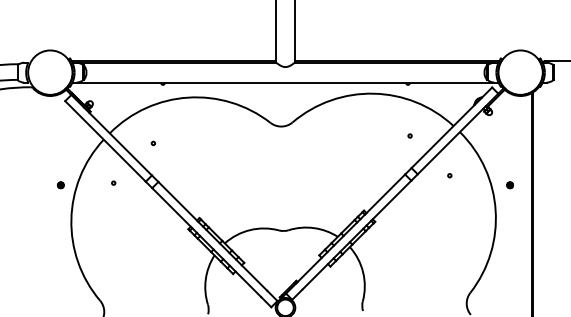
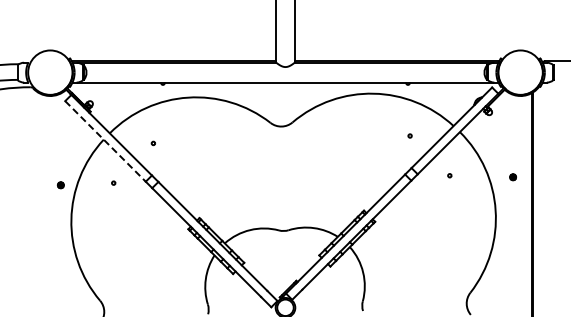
line: solid -> dashed (105, 141)
part position: (509, 185) -> (512, 177) (512, 177)
